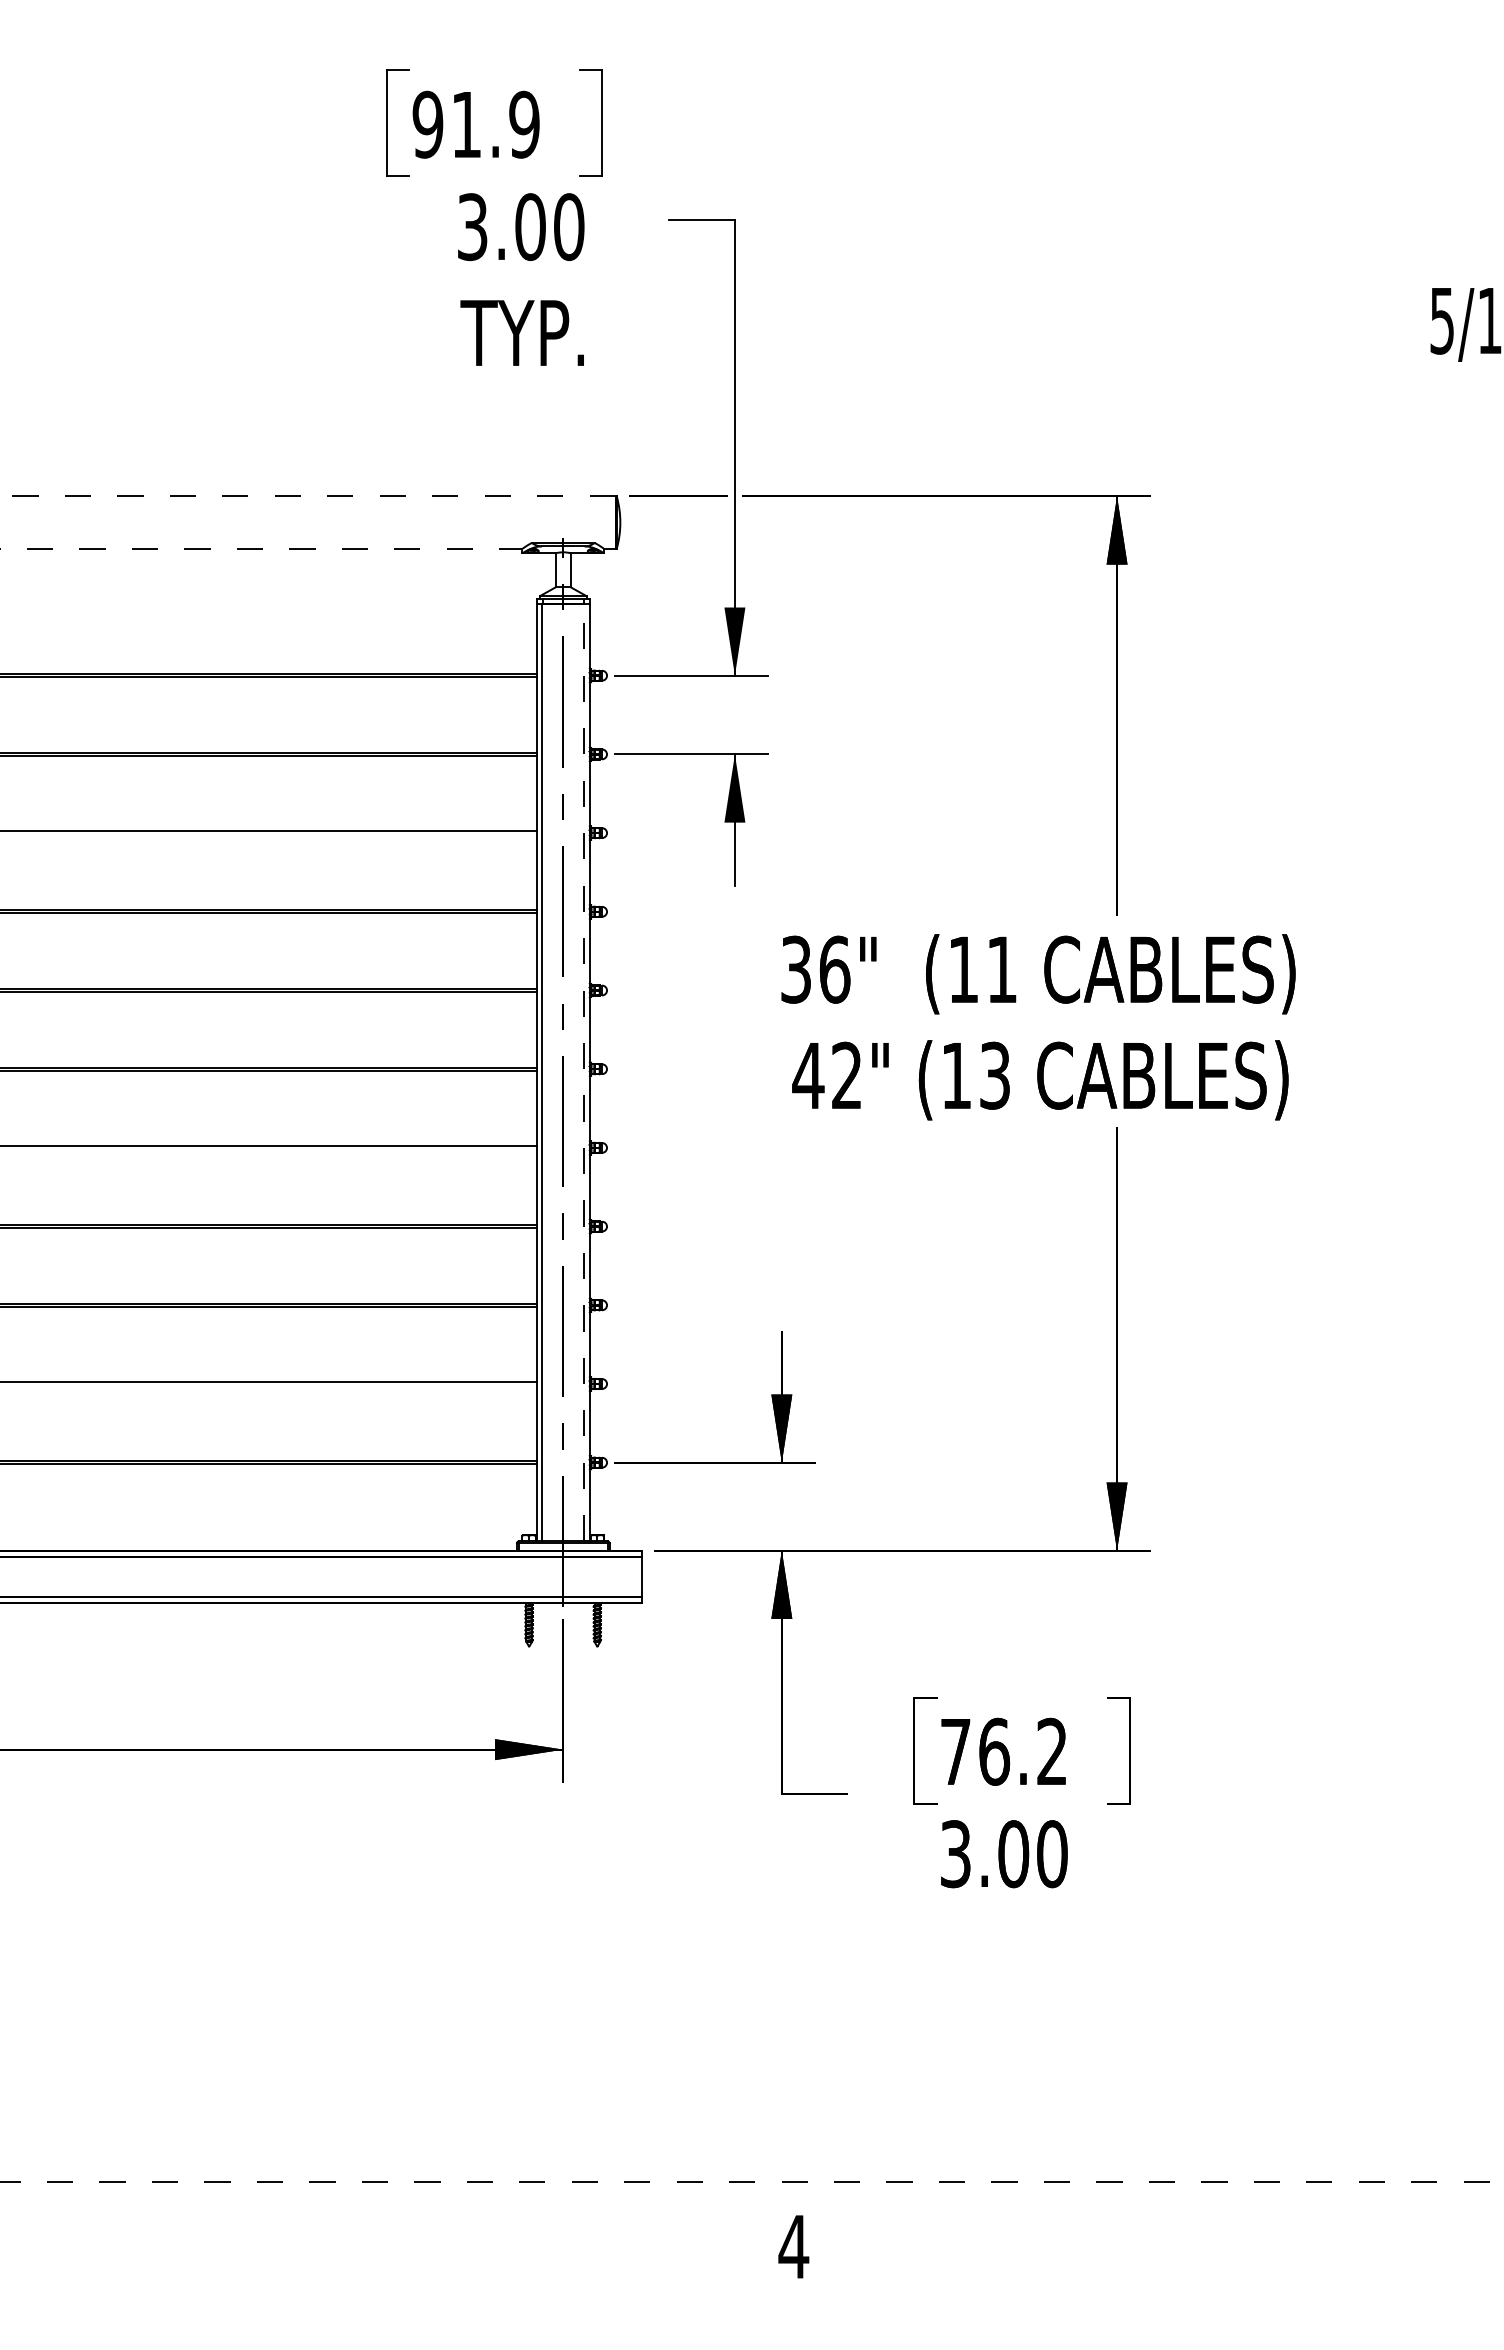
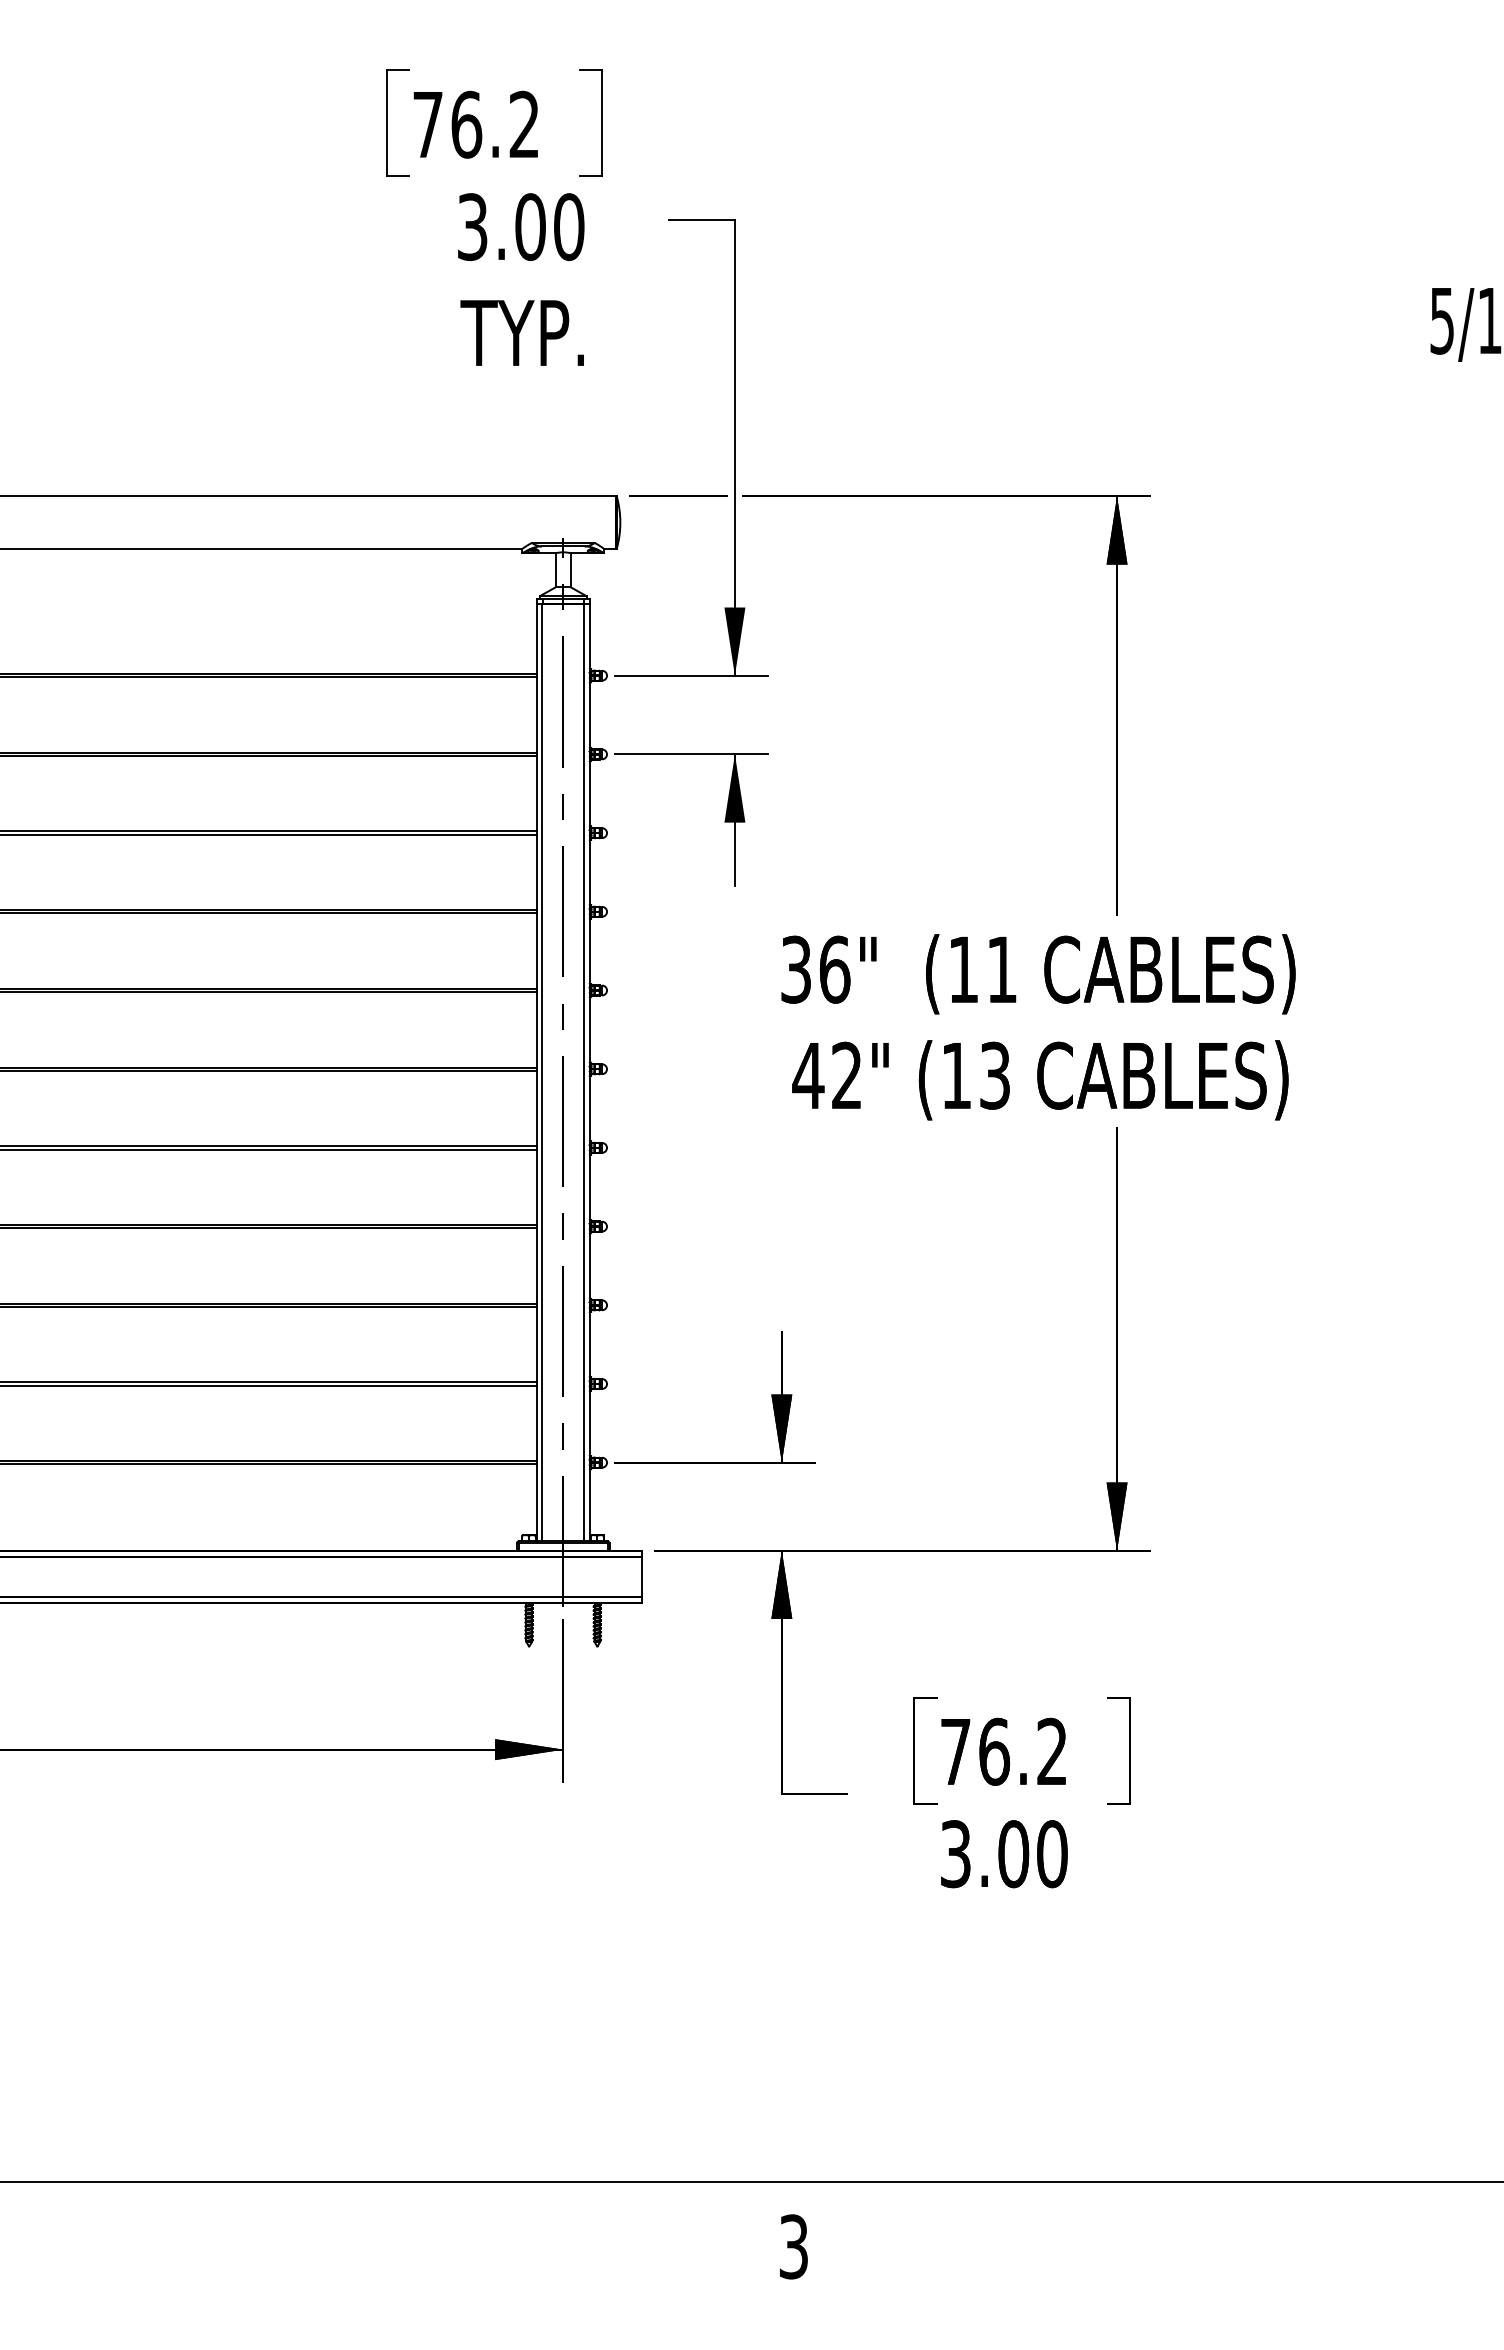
text: 91.9 -> 76.2 (475, 124)
line: dashed -> solid (307, 496)
line: dashed -> solid (261, 548)
line: none -> present (269, 834)
line: dashed -> solid (584, 1072)
line: none -> present (269, 1149)
line: none -> present (269, 1385)
line: dashed -> solid (751, 2181)
text: 4 -> 3 (793, 2246)
